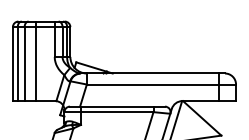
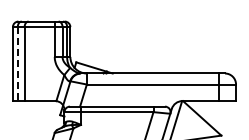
line: present -> none (36, 61)
line: solid -> dashed (17, 64)
